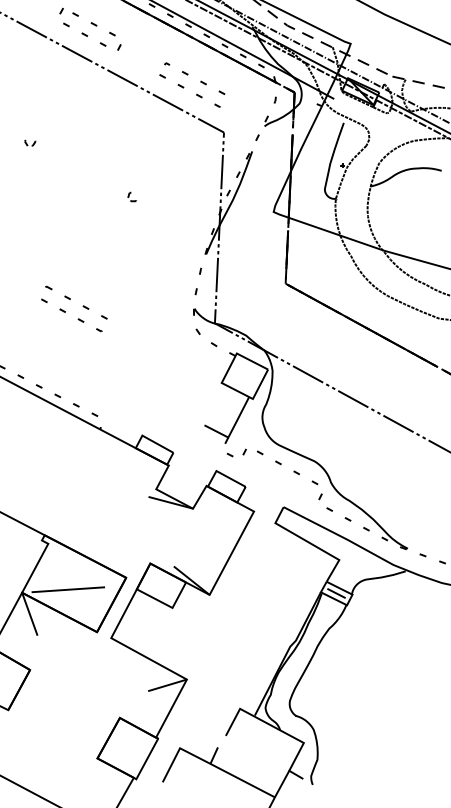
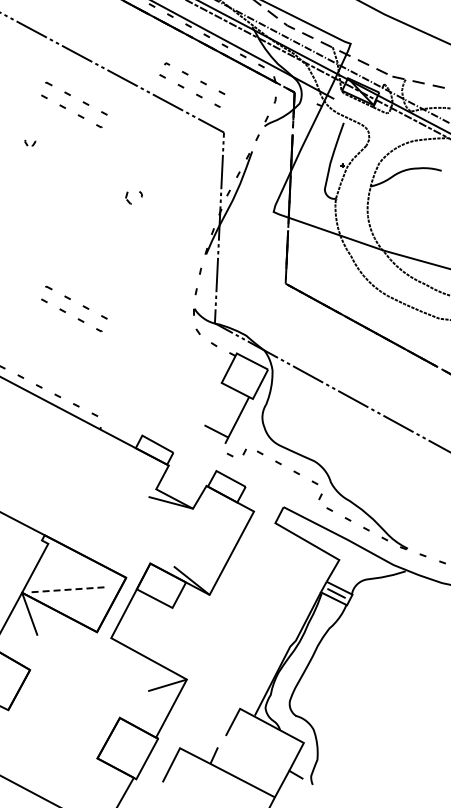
part: present -> none (90, 28)
part: none -> present (82, 102)
part size: 10x12 px -> 18x14 px (133, 197)
line: solid -> dashed (68, 589)
